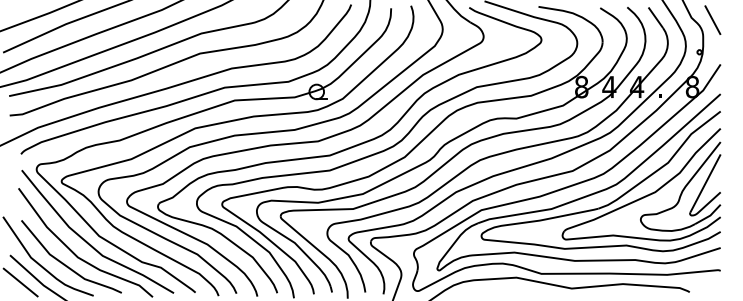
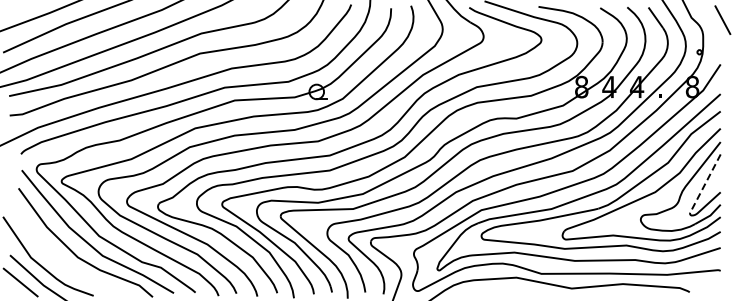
line position: (712, 19) -> (722, 19) (722, 19)
line: solid -> dashed (705, 183)
line: present -> none (67, 265)
